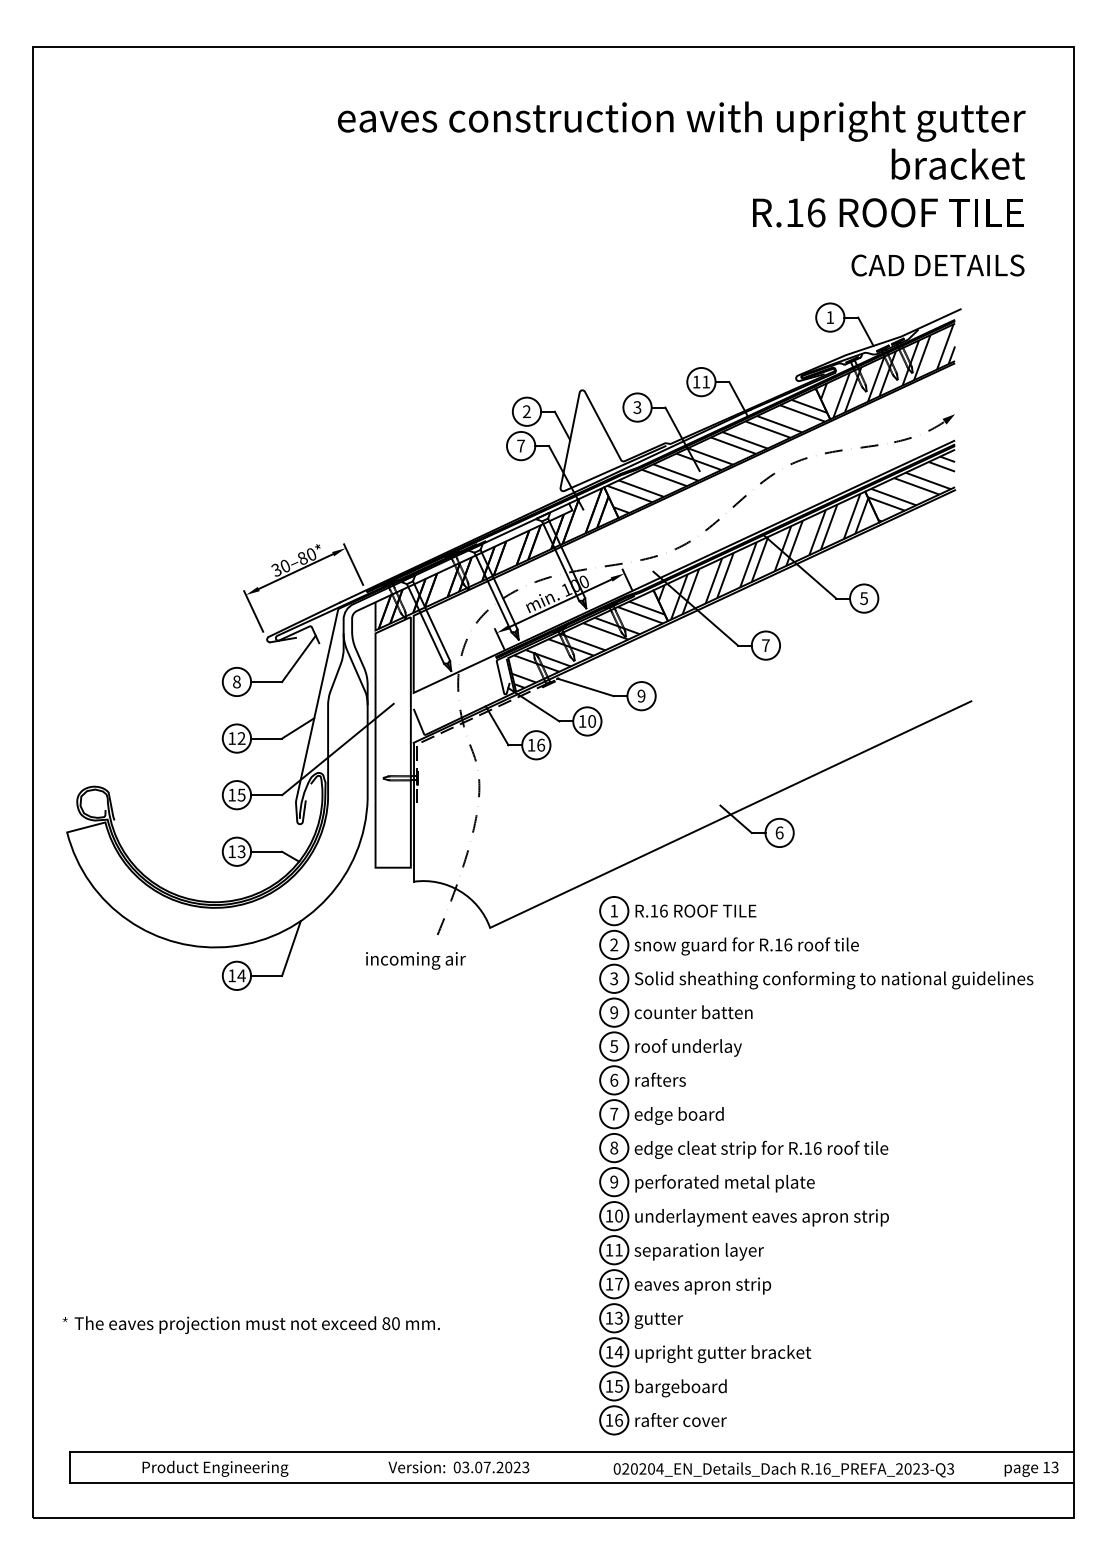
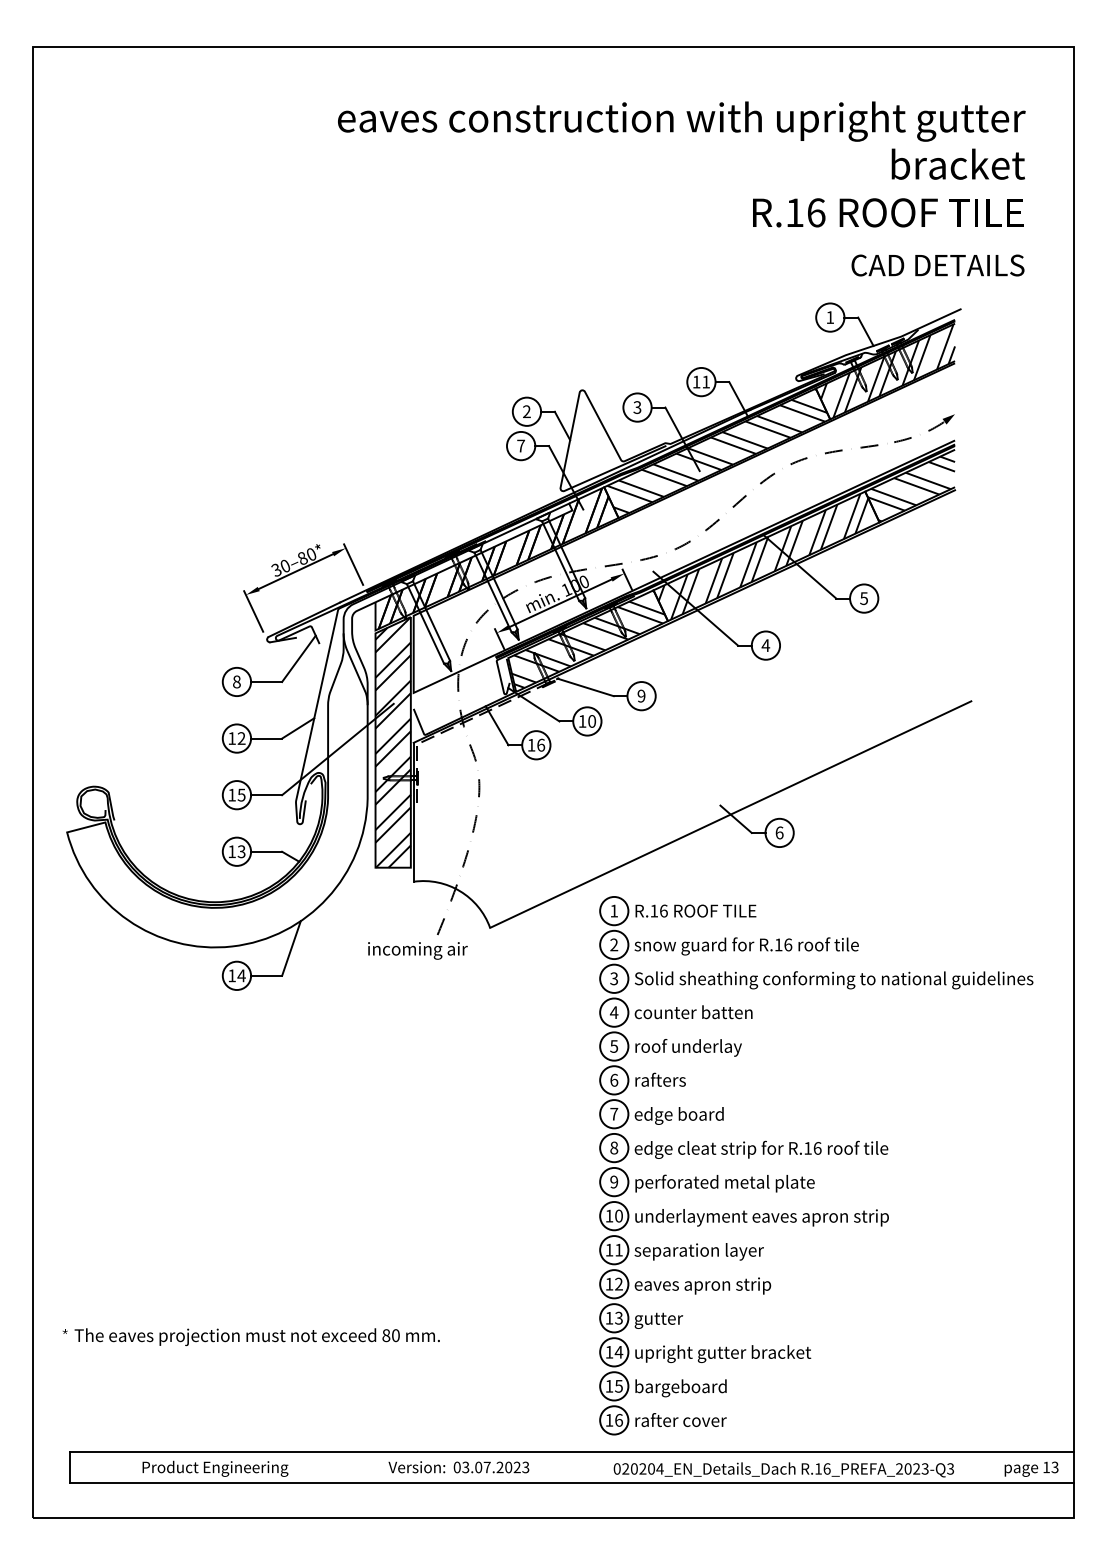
text: 7 -> 4 (765, 645)
hatch: none -> present (392, 742)
text position: (415, 960) -> (417, 950) (417, 950)
text: 9 -> 4 (613, 1012)
text: 17 -> 12 (618, 1283)
text position: (250, 1325) -> (250, 1337) (250, 1337)
